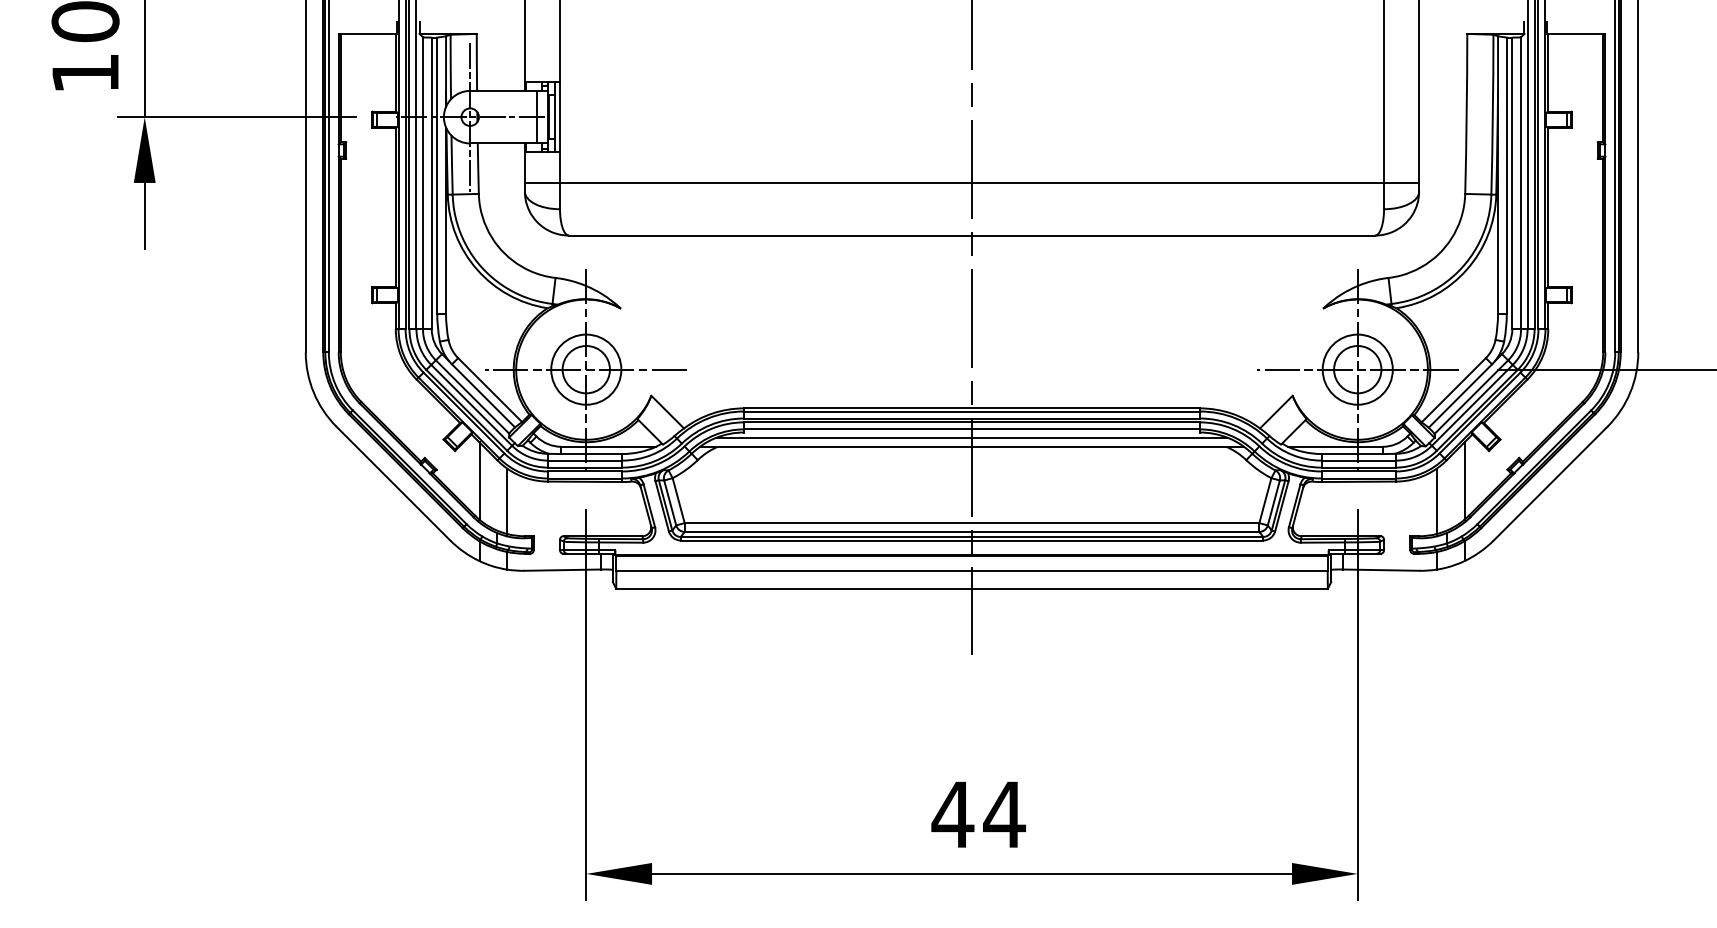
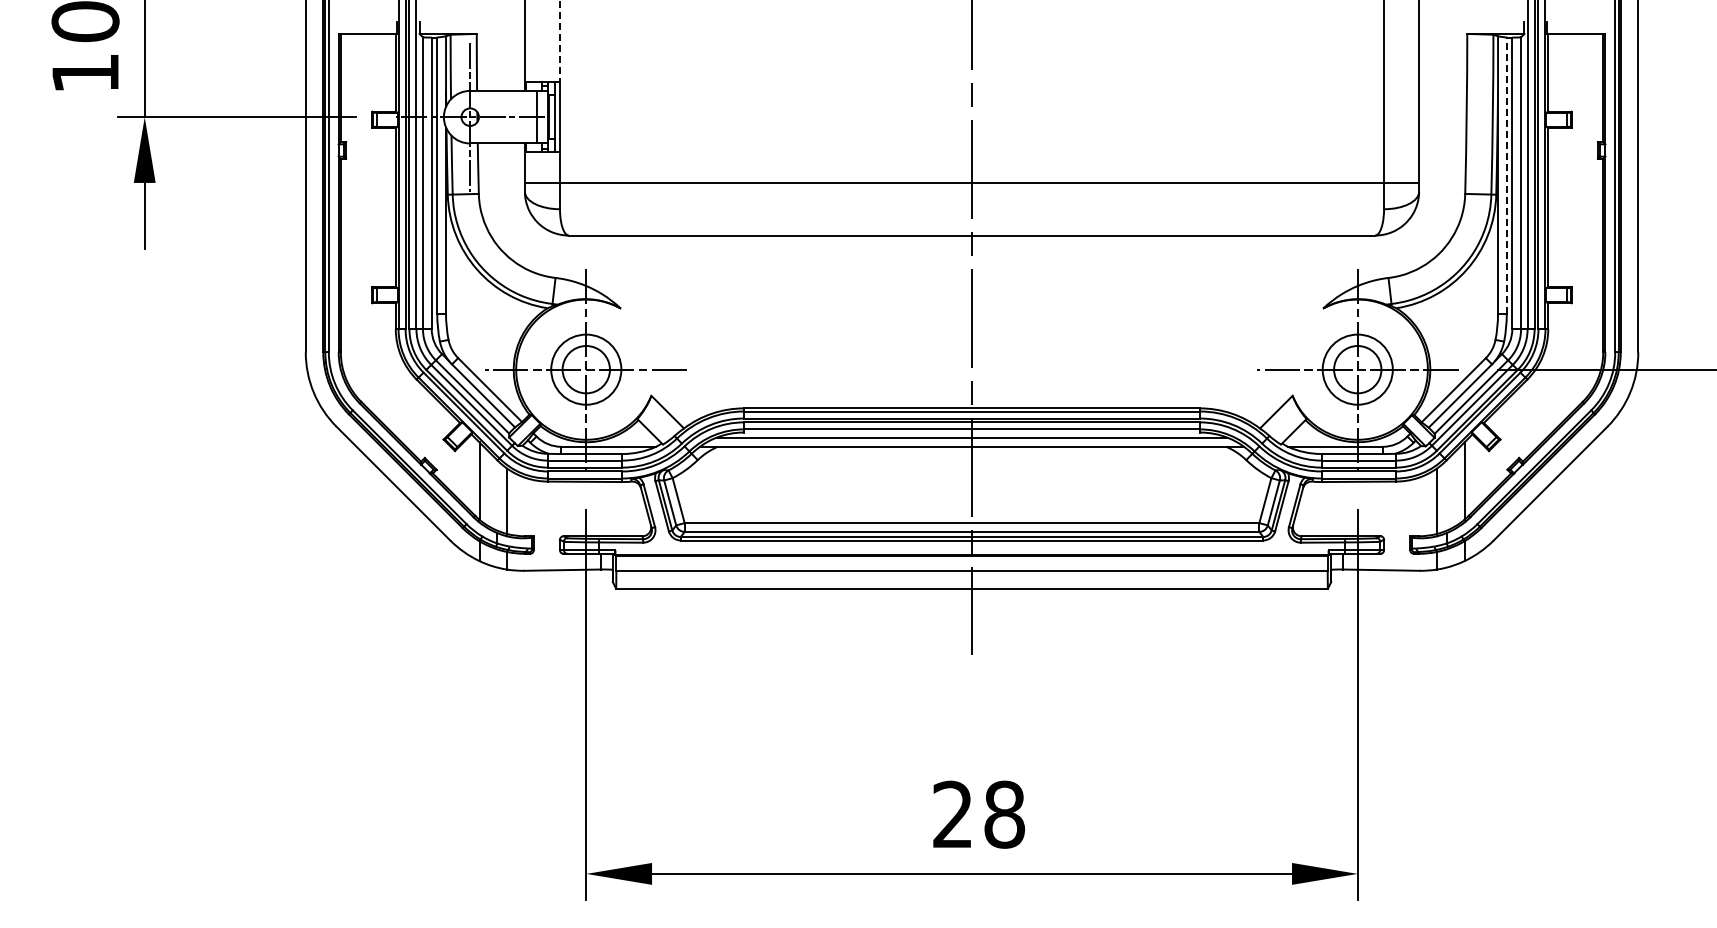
line: solid -> dashed (560, 41)
line: solid -> dashed (1506, 175)
text: 44 -> 28 (978, 814)
